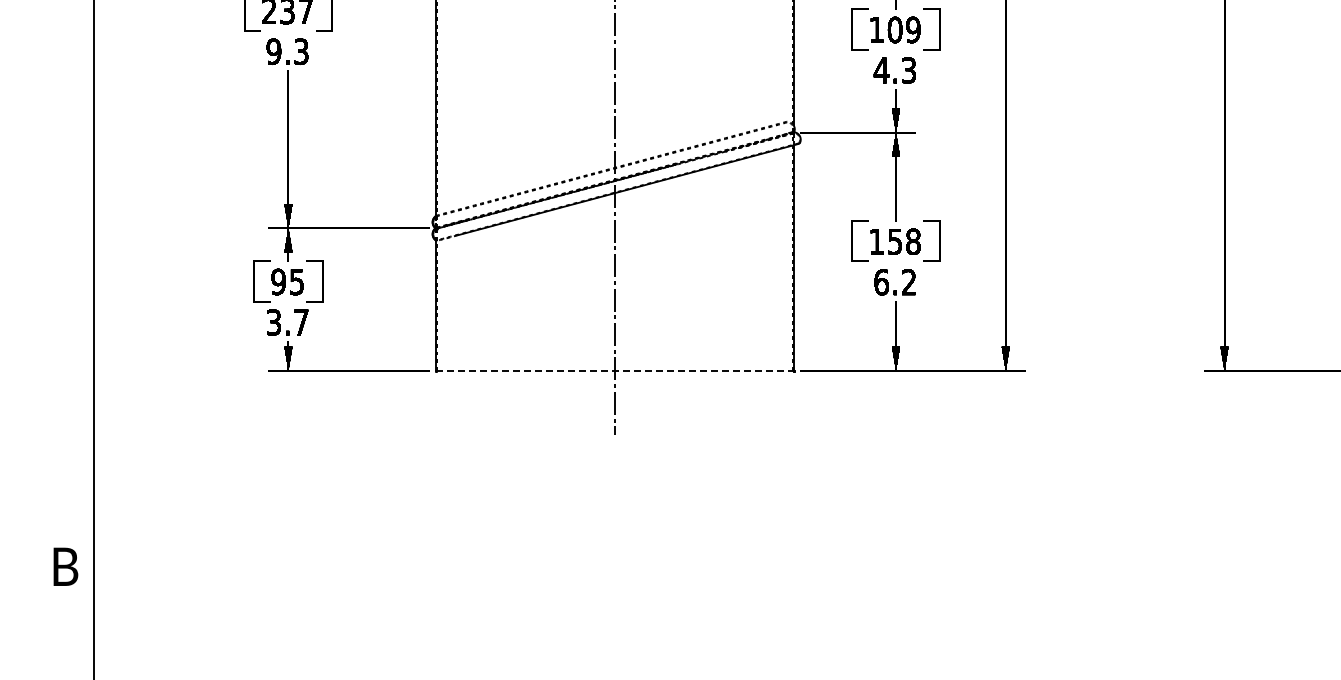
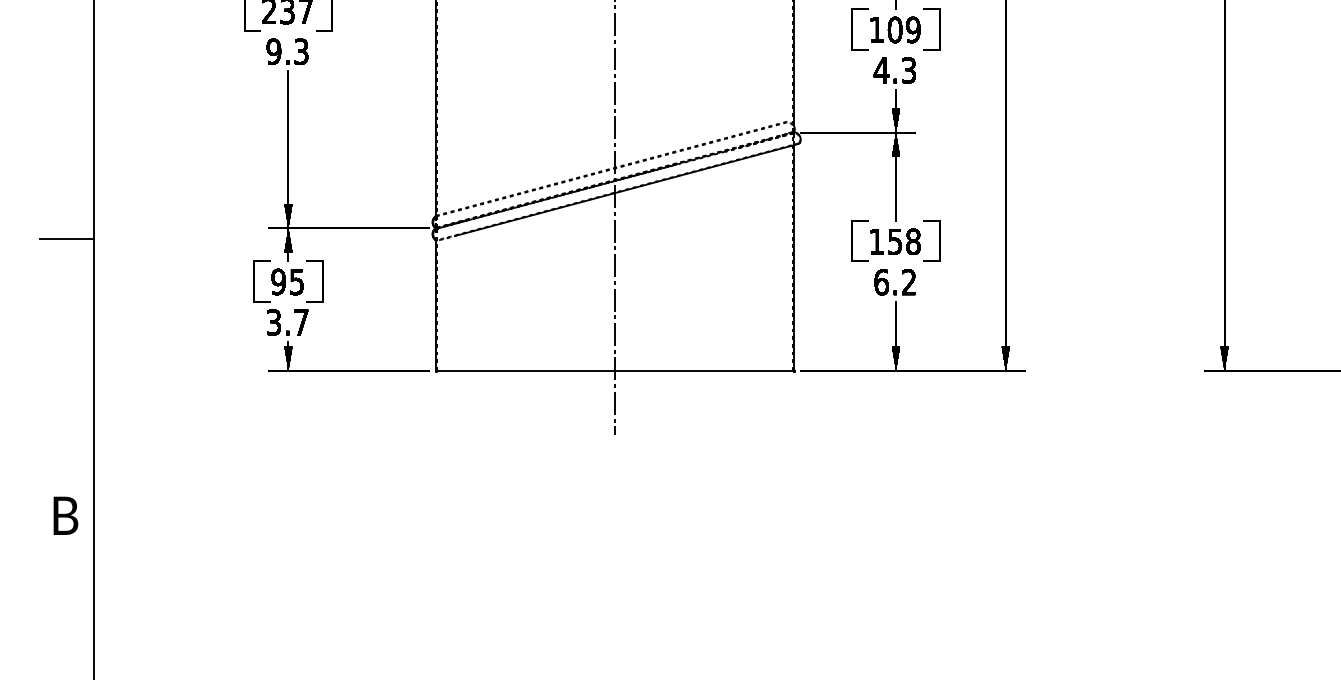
line: none -> present (66, 239)
line: dashed -> solid (614, 370)
text position: (65, 566) -> (65, 515) (65, 515)
